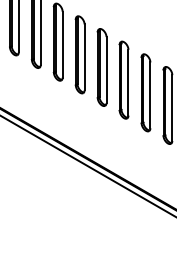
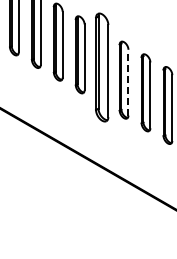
part size: 12x79 px -> 15x111 px (102, 67)
line: solid -> dashed (128, 82)
line: present -> none (87, 165)
